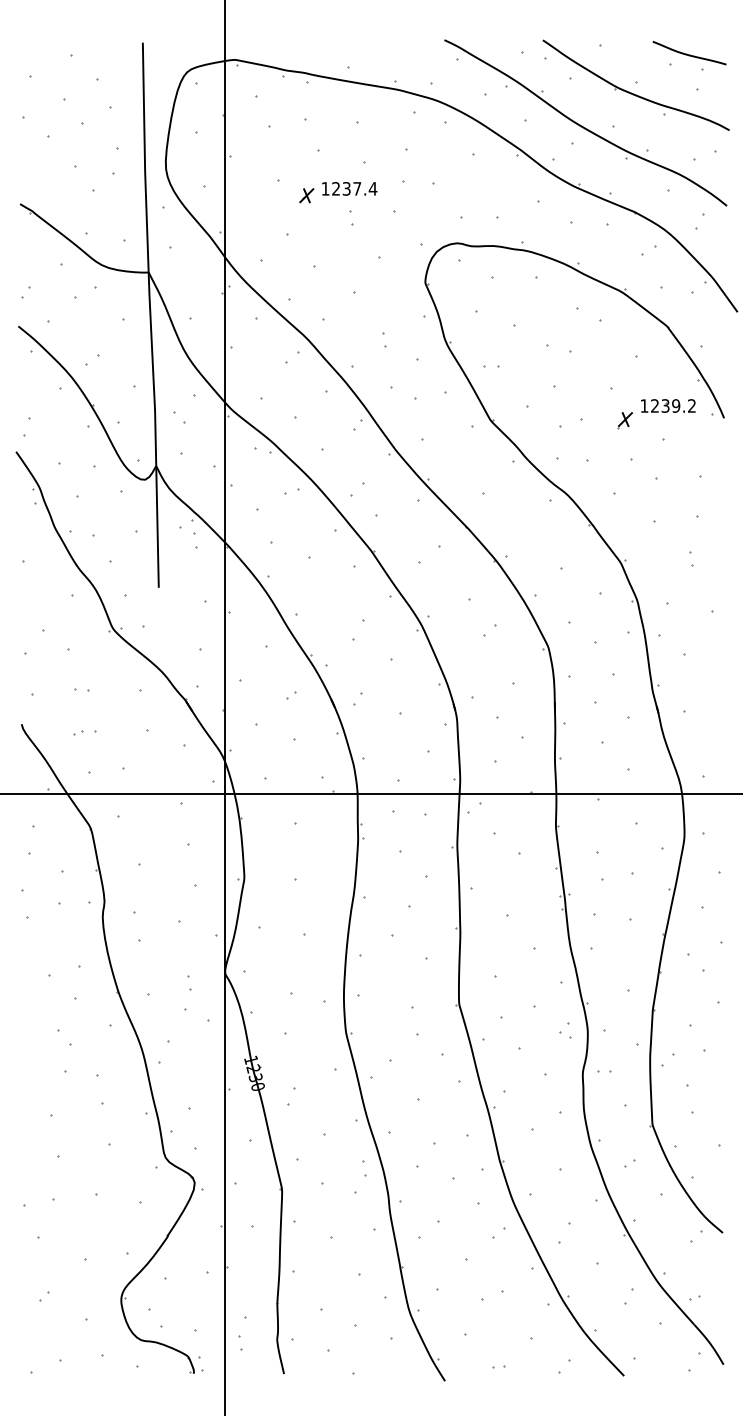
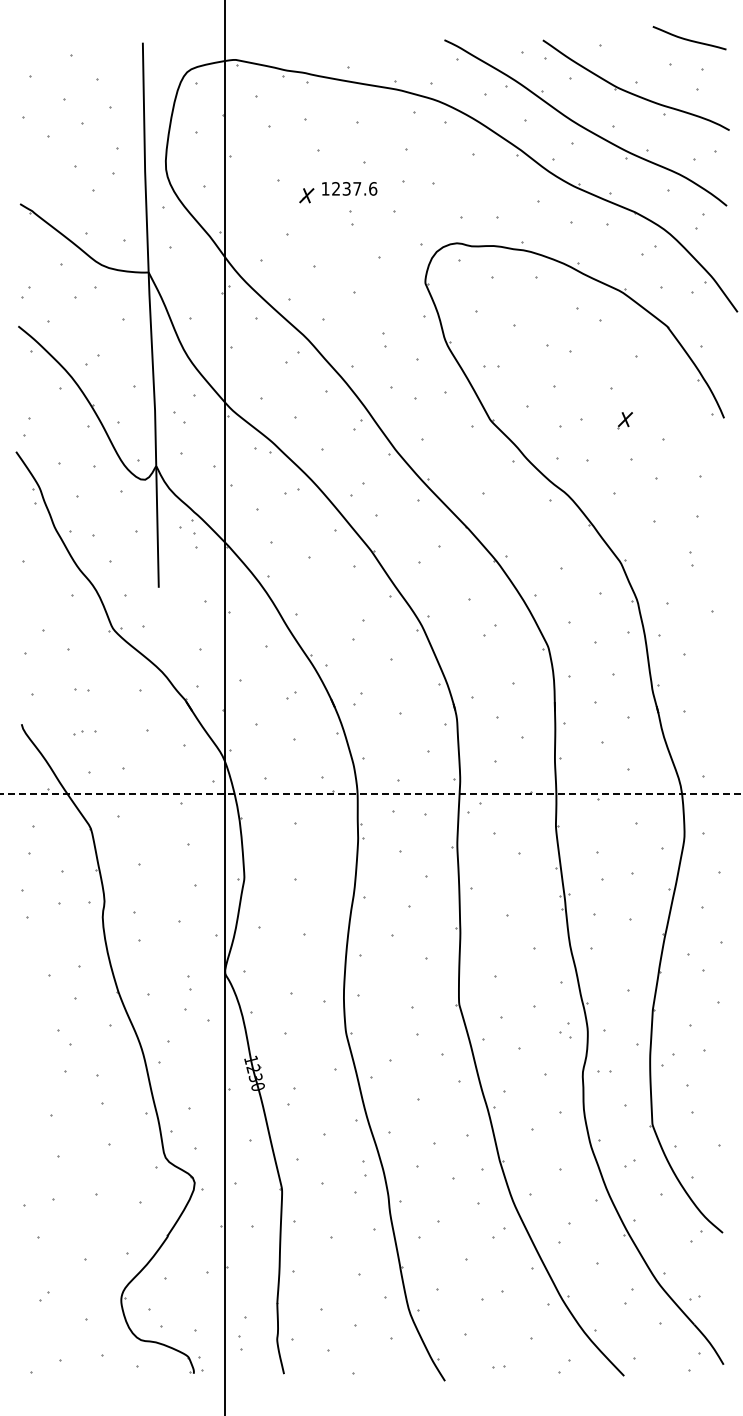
curve position: (689, 54) -> (689, 39) (689, 39)
text: 1237.4 -> 1237.6 (372, 188)
part: present -> none (668, 405)
line: solid -> dashed (371, 794)
